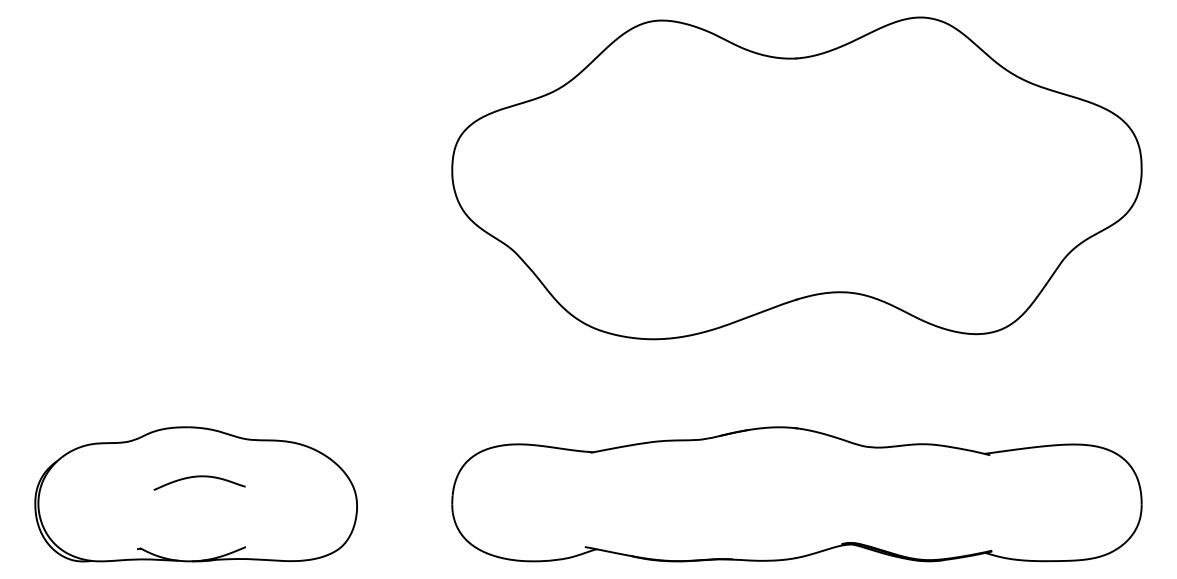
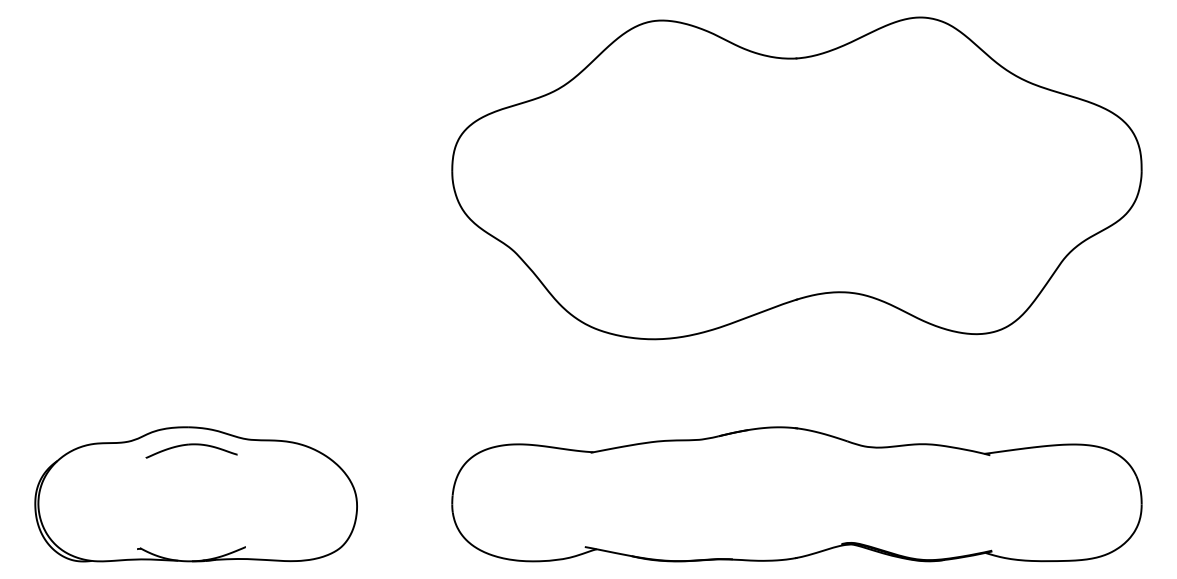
part position: (199, 482) -> (191, 450) (191, 450)
